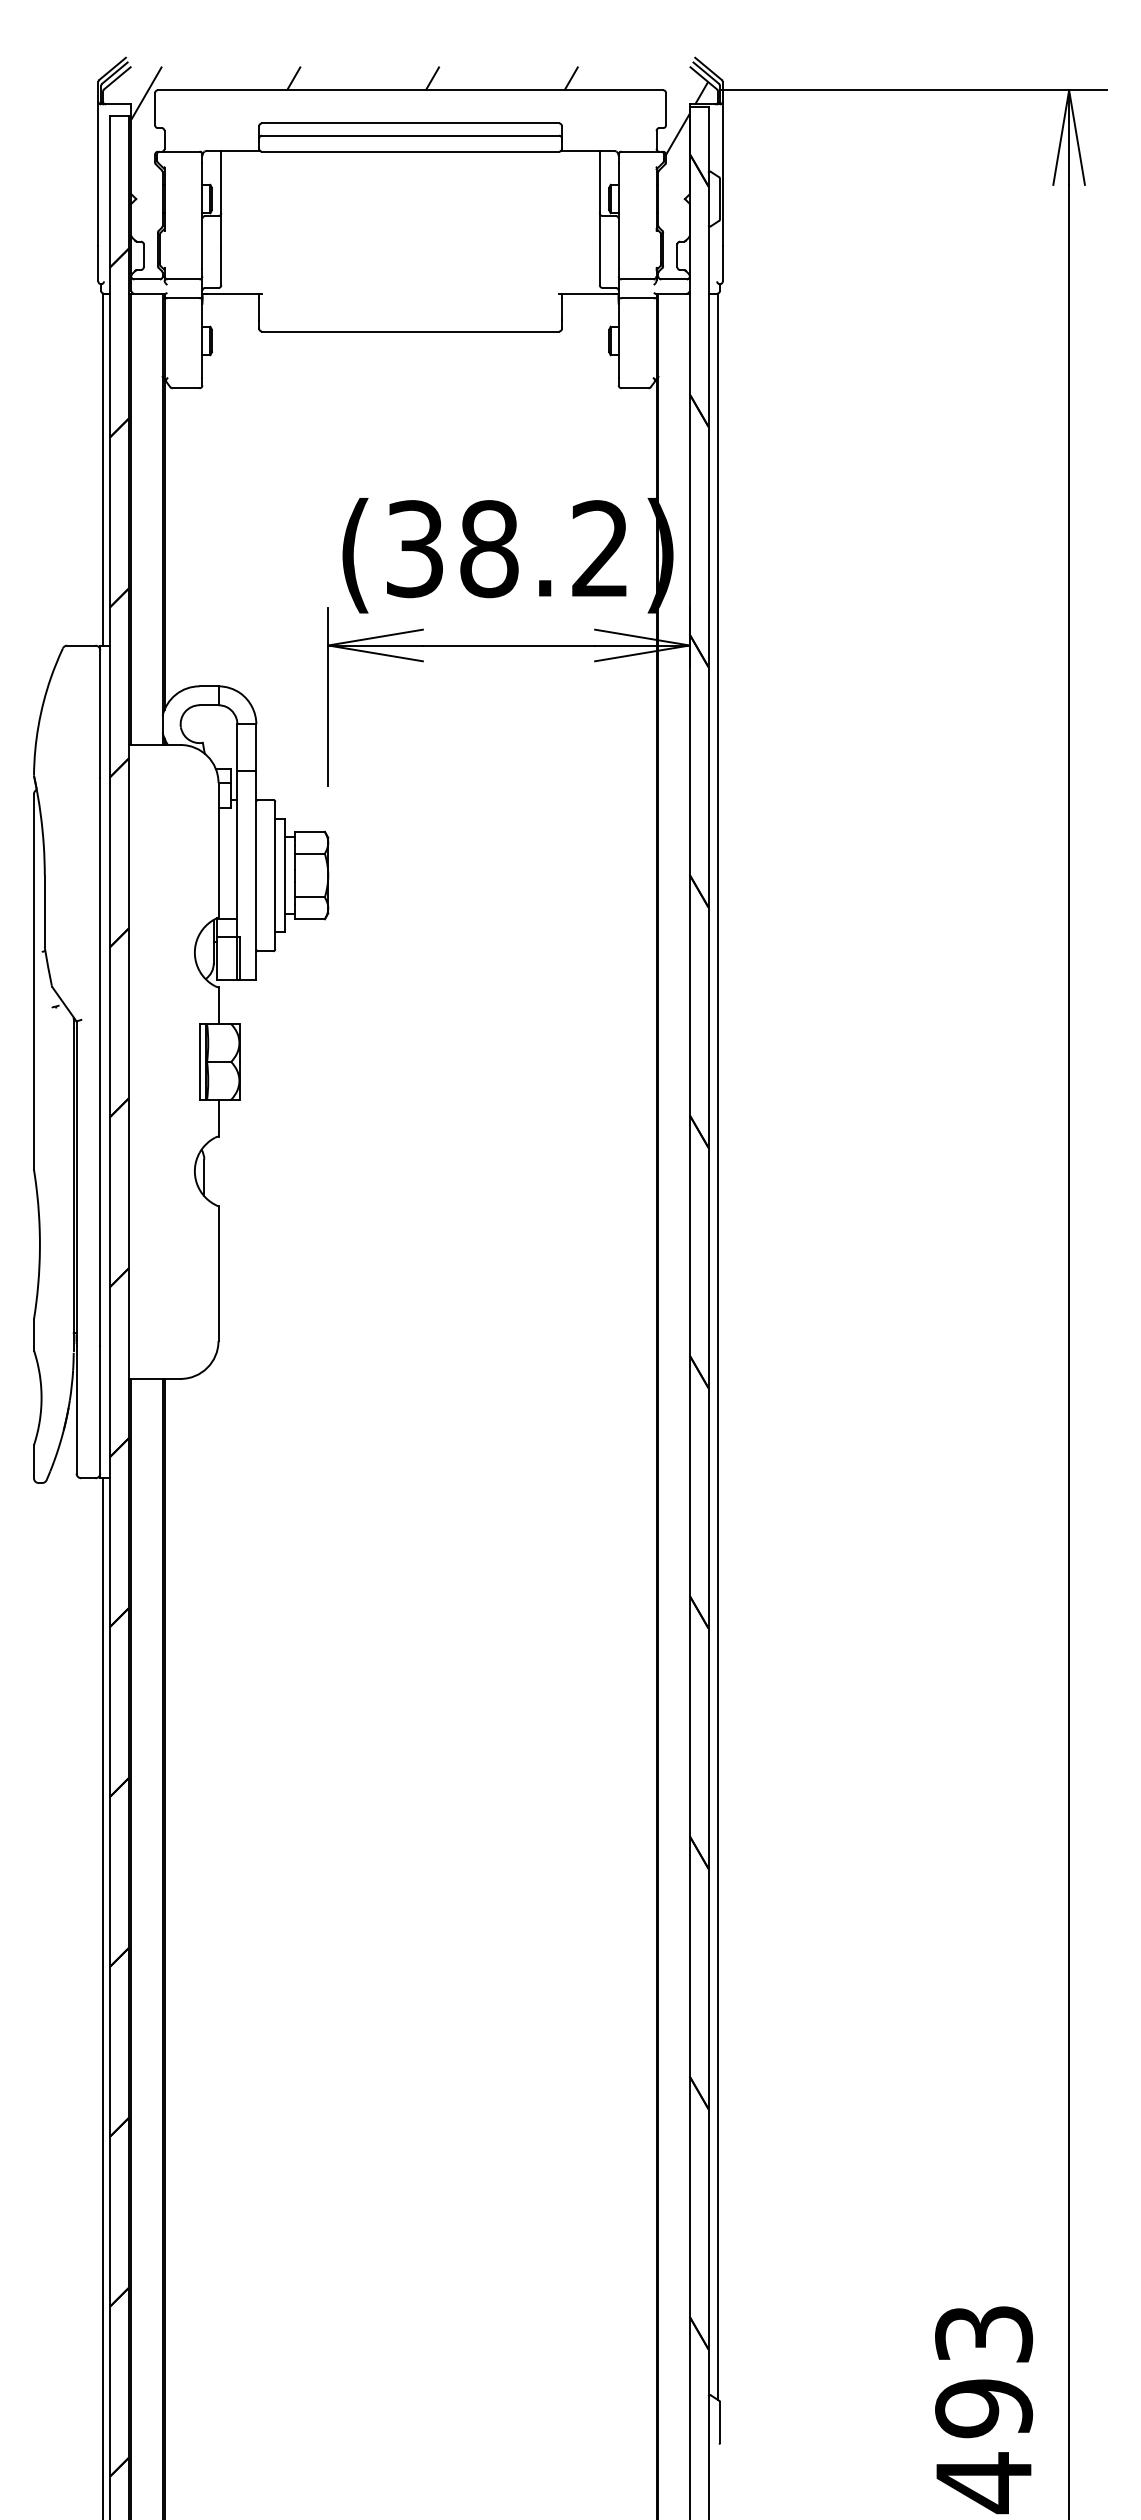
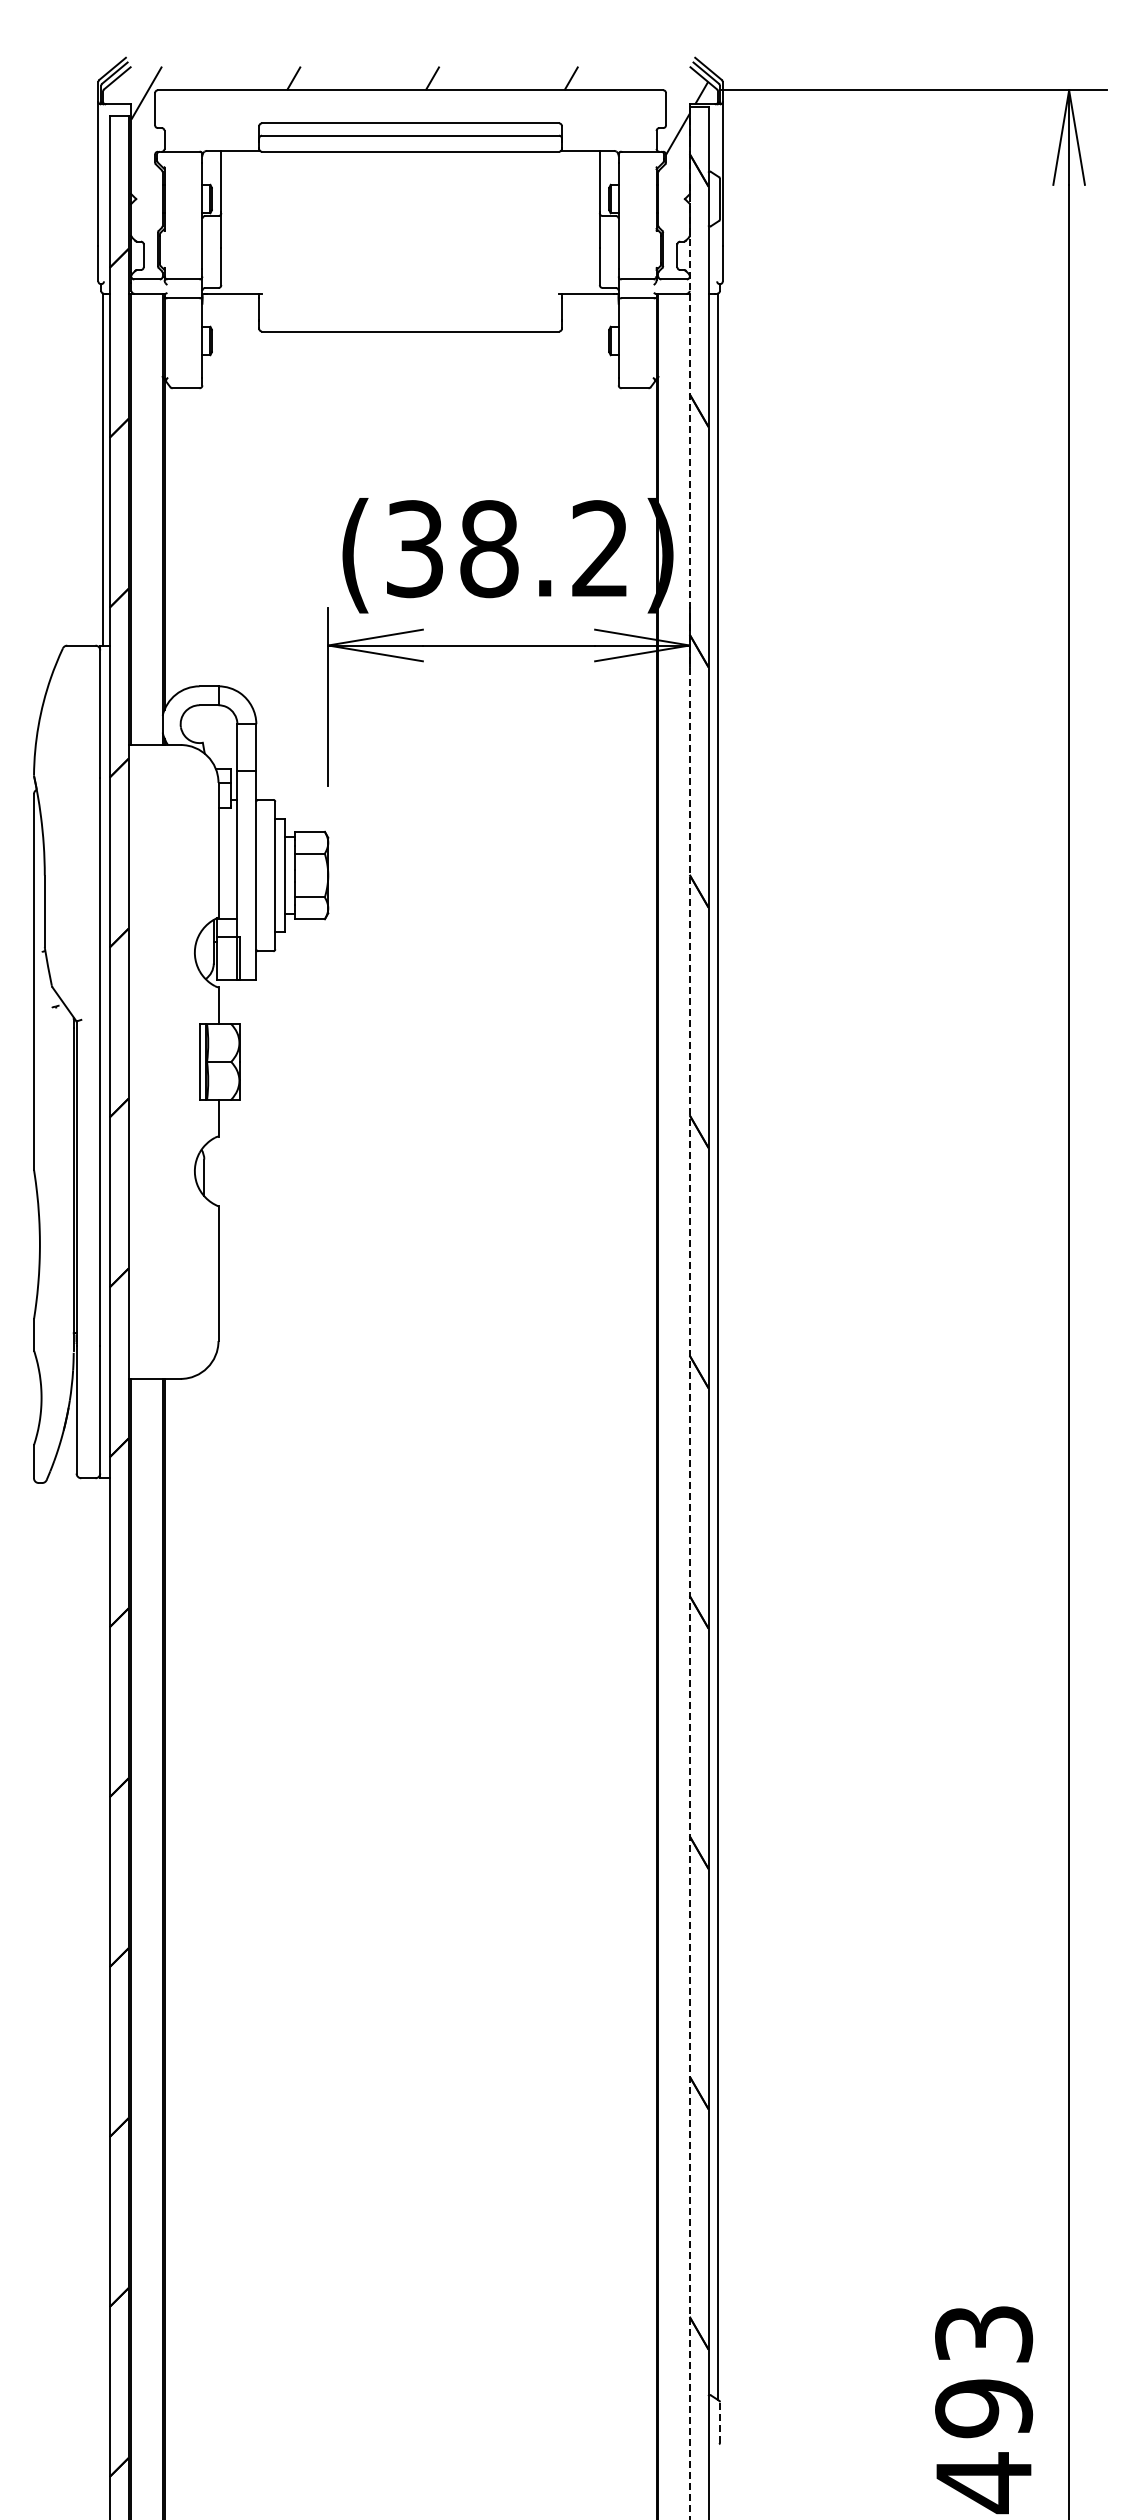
line: solid -> dashed (689, 1313)
line: present -> none (103, 1997)
line: solid -> dashed (719, 2422)
